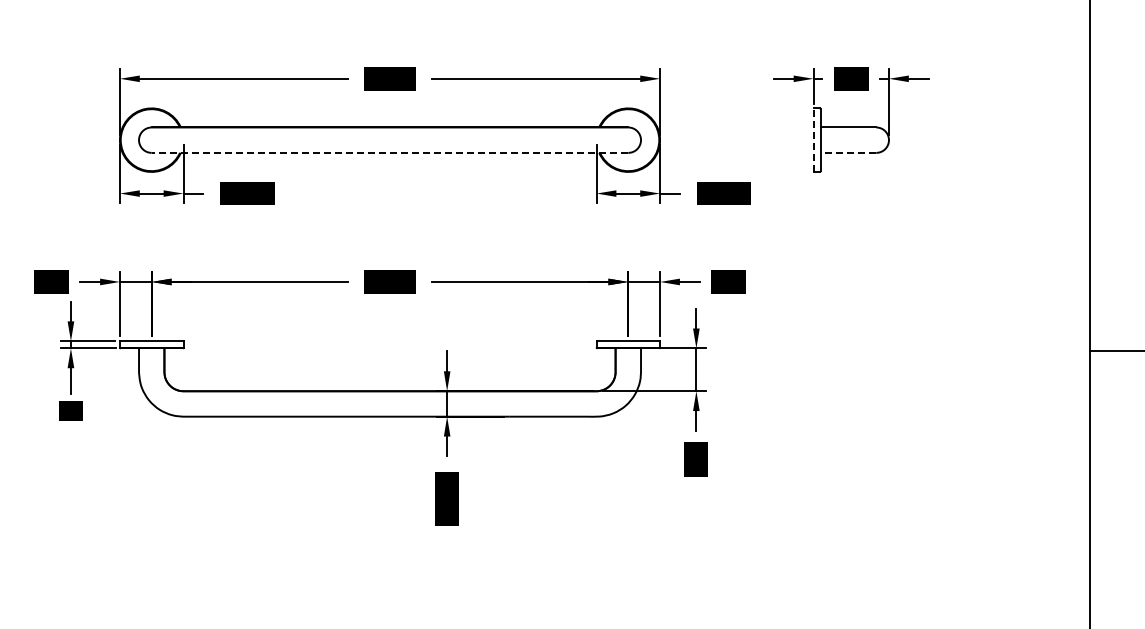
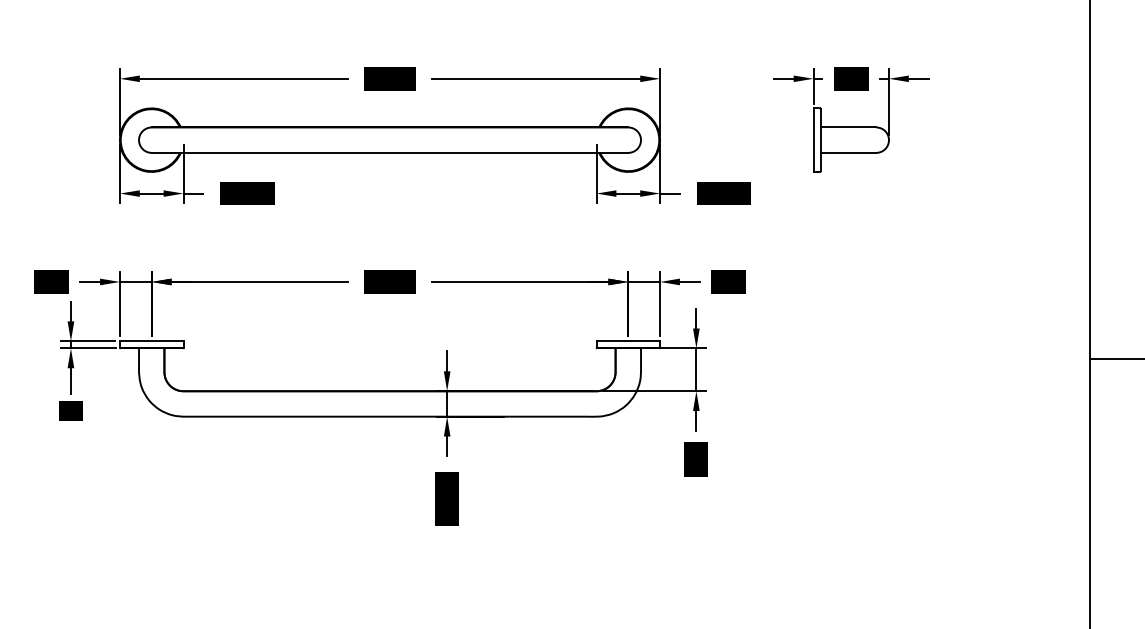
line: dashed -> solid (813, 140)
line: dashed -> solid (389, 152)
line: dashed -> solid (848, 152)
line position: (1115, 350) -> (1115, 358) (1115, 358)
